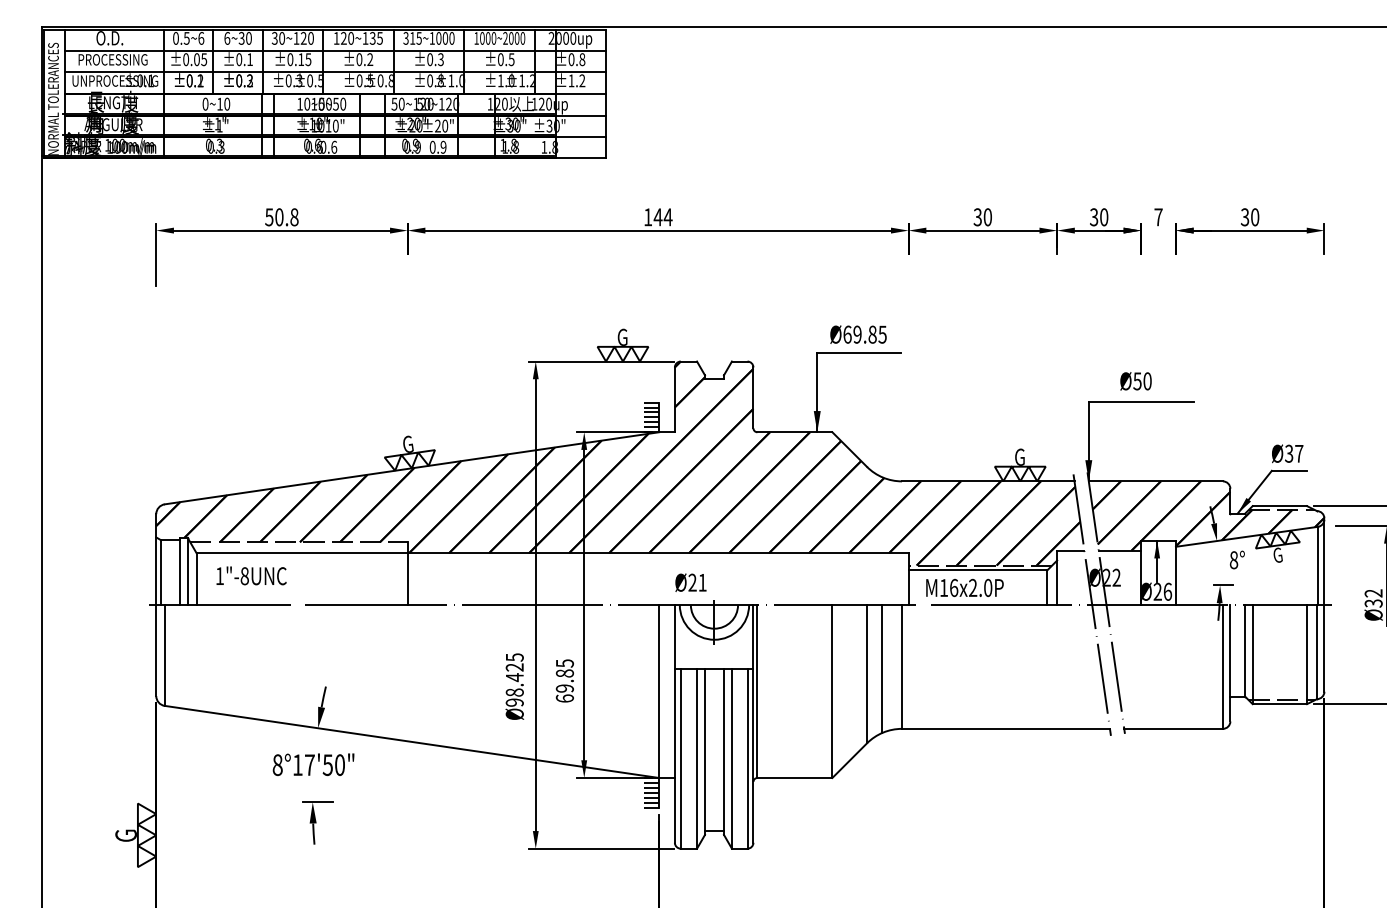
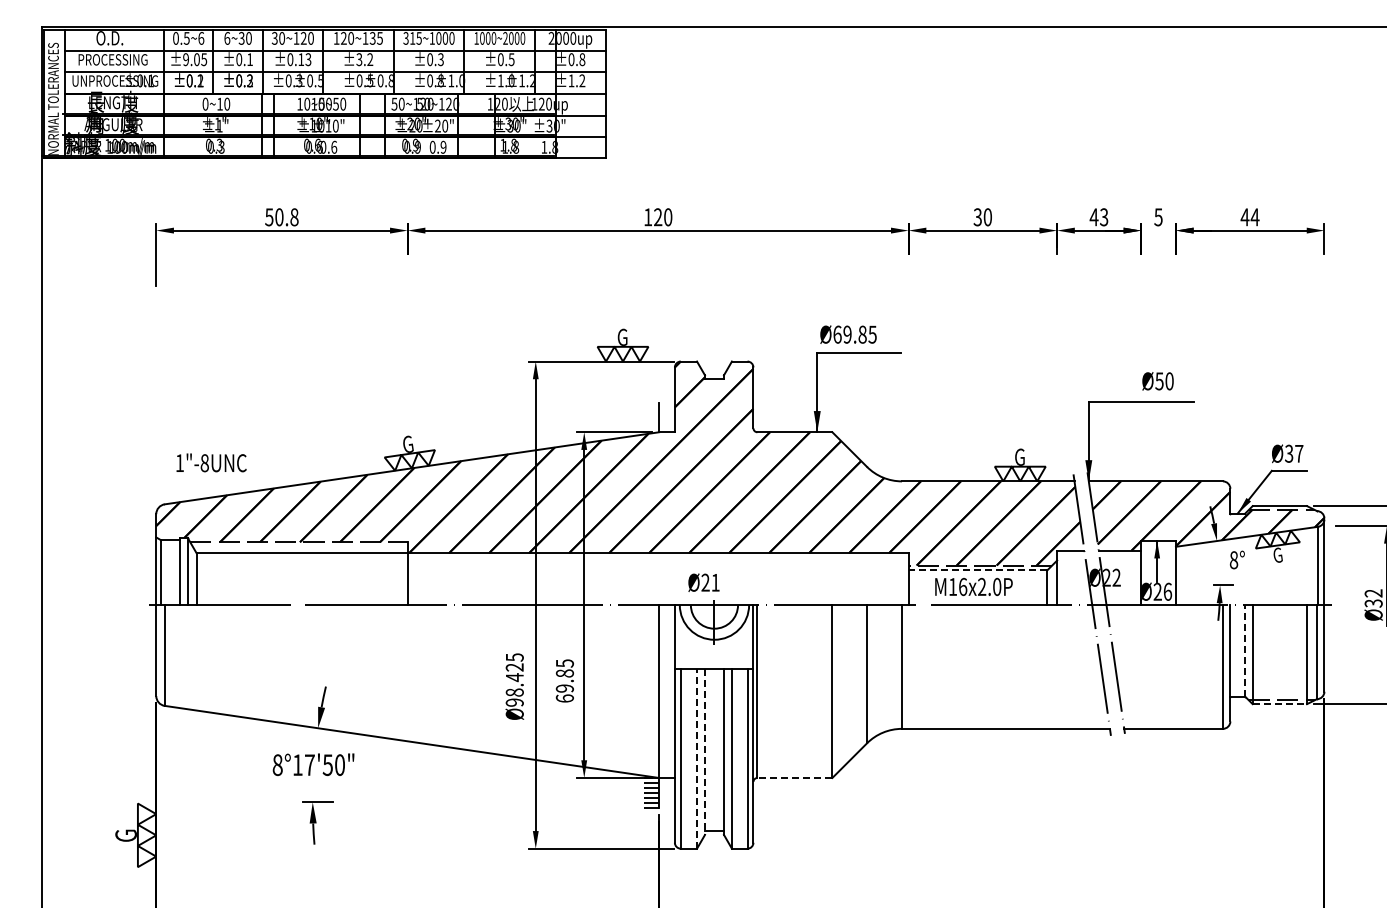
text: ±0.05 -> ±9.05 (185, 59)
text: ±0.15 -> ±0.13 (308, 59)
text: ±0.2 -> ±3.2 (359, 59)
text: 144 -> 120 (662, 217)
text: 30 -> 43 (1098, 217)
text: 7 -> 5 (1158, 217)
text: 30 -> 44 (1249, 217)
text position: (858, 334) -> (848, 334) (848, 334)
text position: (1135, 381) -> (1157, 381) (1157, 381)
hatch: present -> none (651, 417)
line: solid -> dashed (977, 570)
text position: (251, 575) -> (211, 462) (211, 462)
text position: (690, 582) -> (703, 582) (703, 582)
text position: (964, 587) -> (973, 586) (973, 586)
line: solid -> dashed (1245, 650)
line: present -> none (881, 669)
line: solid -> dashed (1280, 704)
line: solid -> dashed (705, 752)
line: solid -> dashed (697, 758)
line: solid -> dashed (794, 777)
